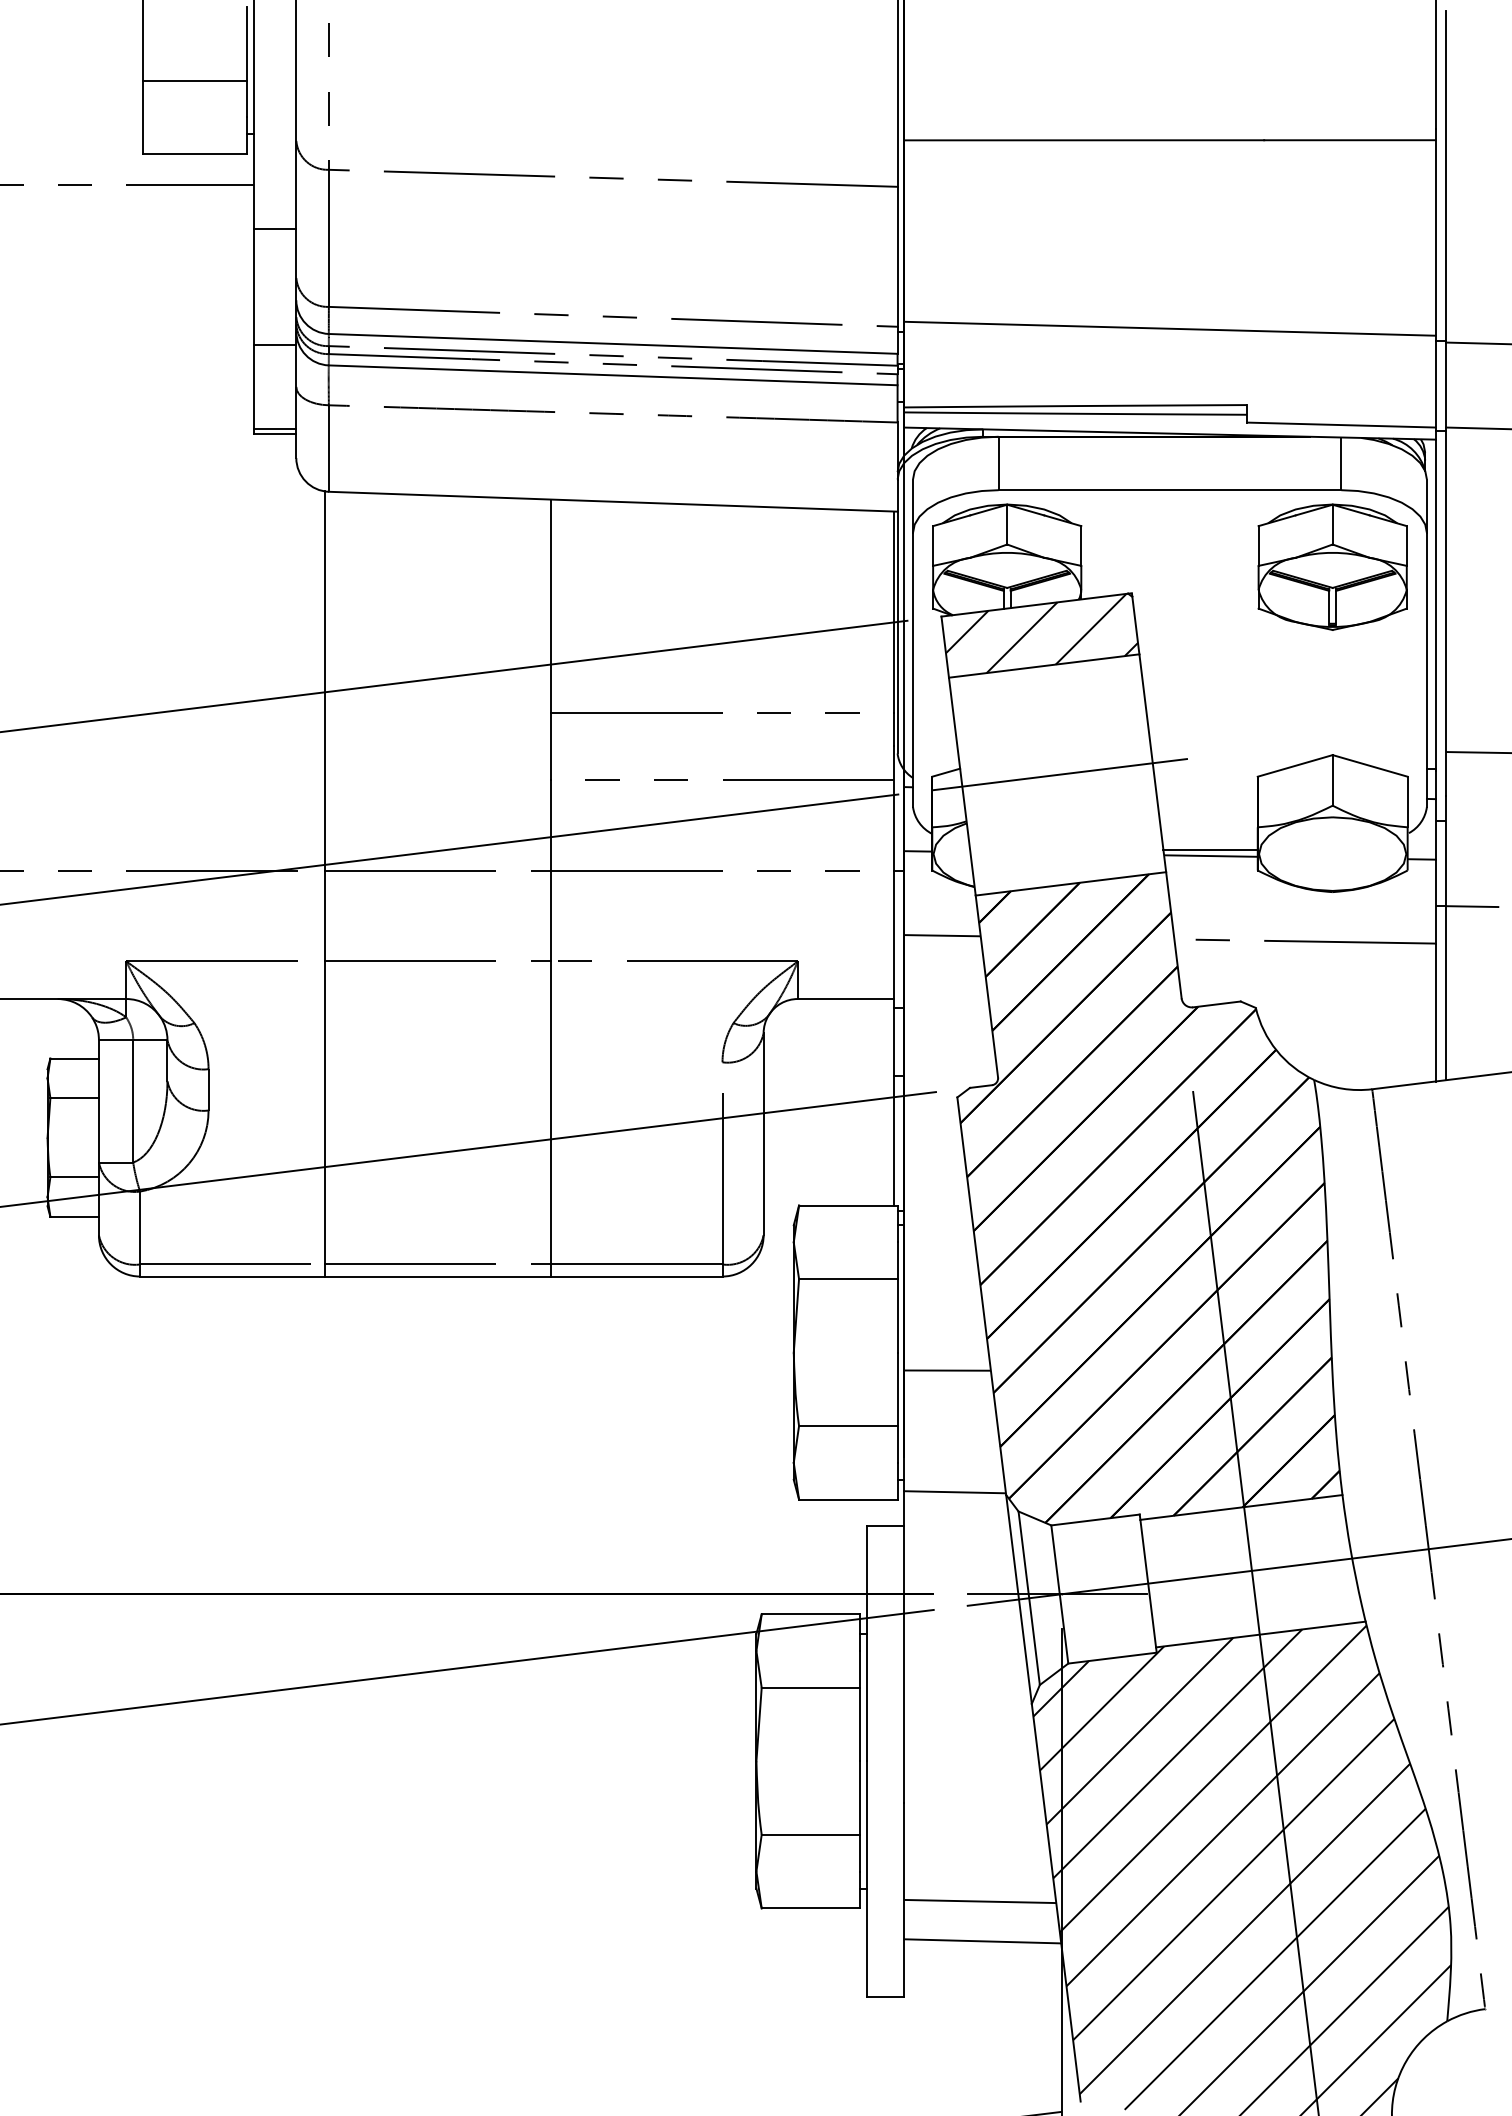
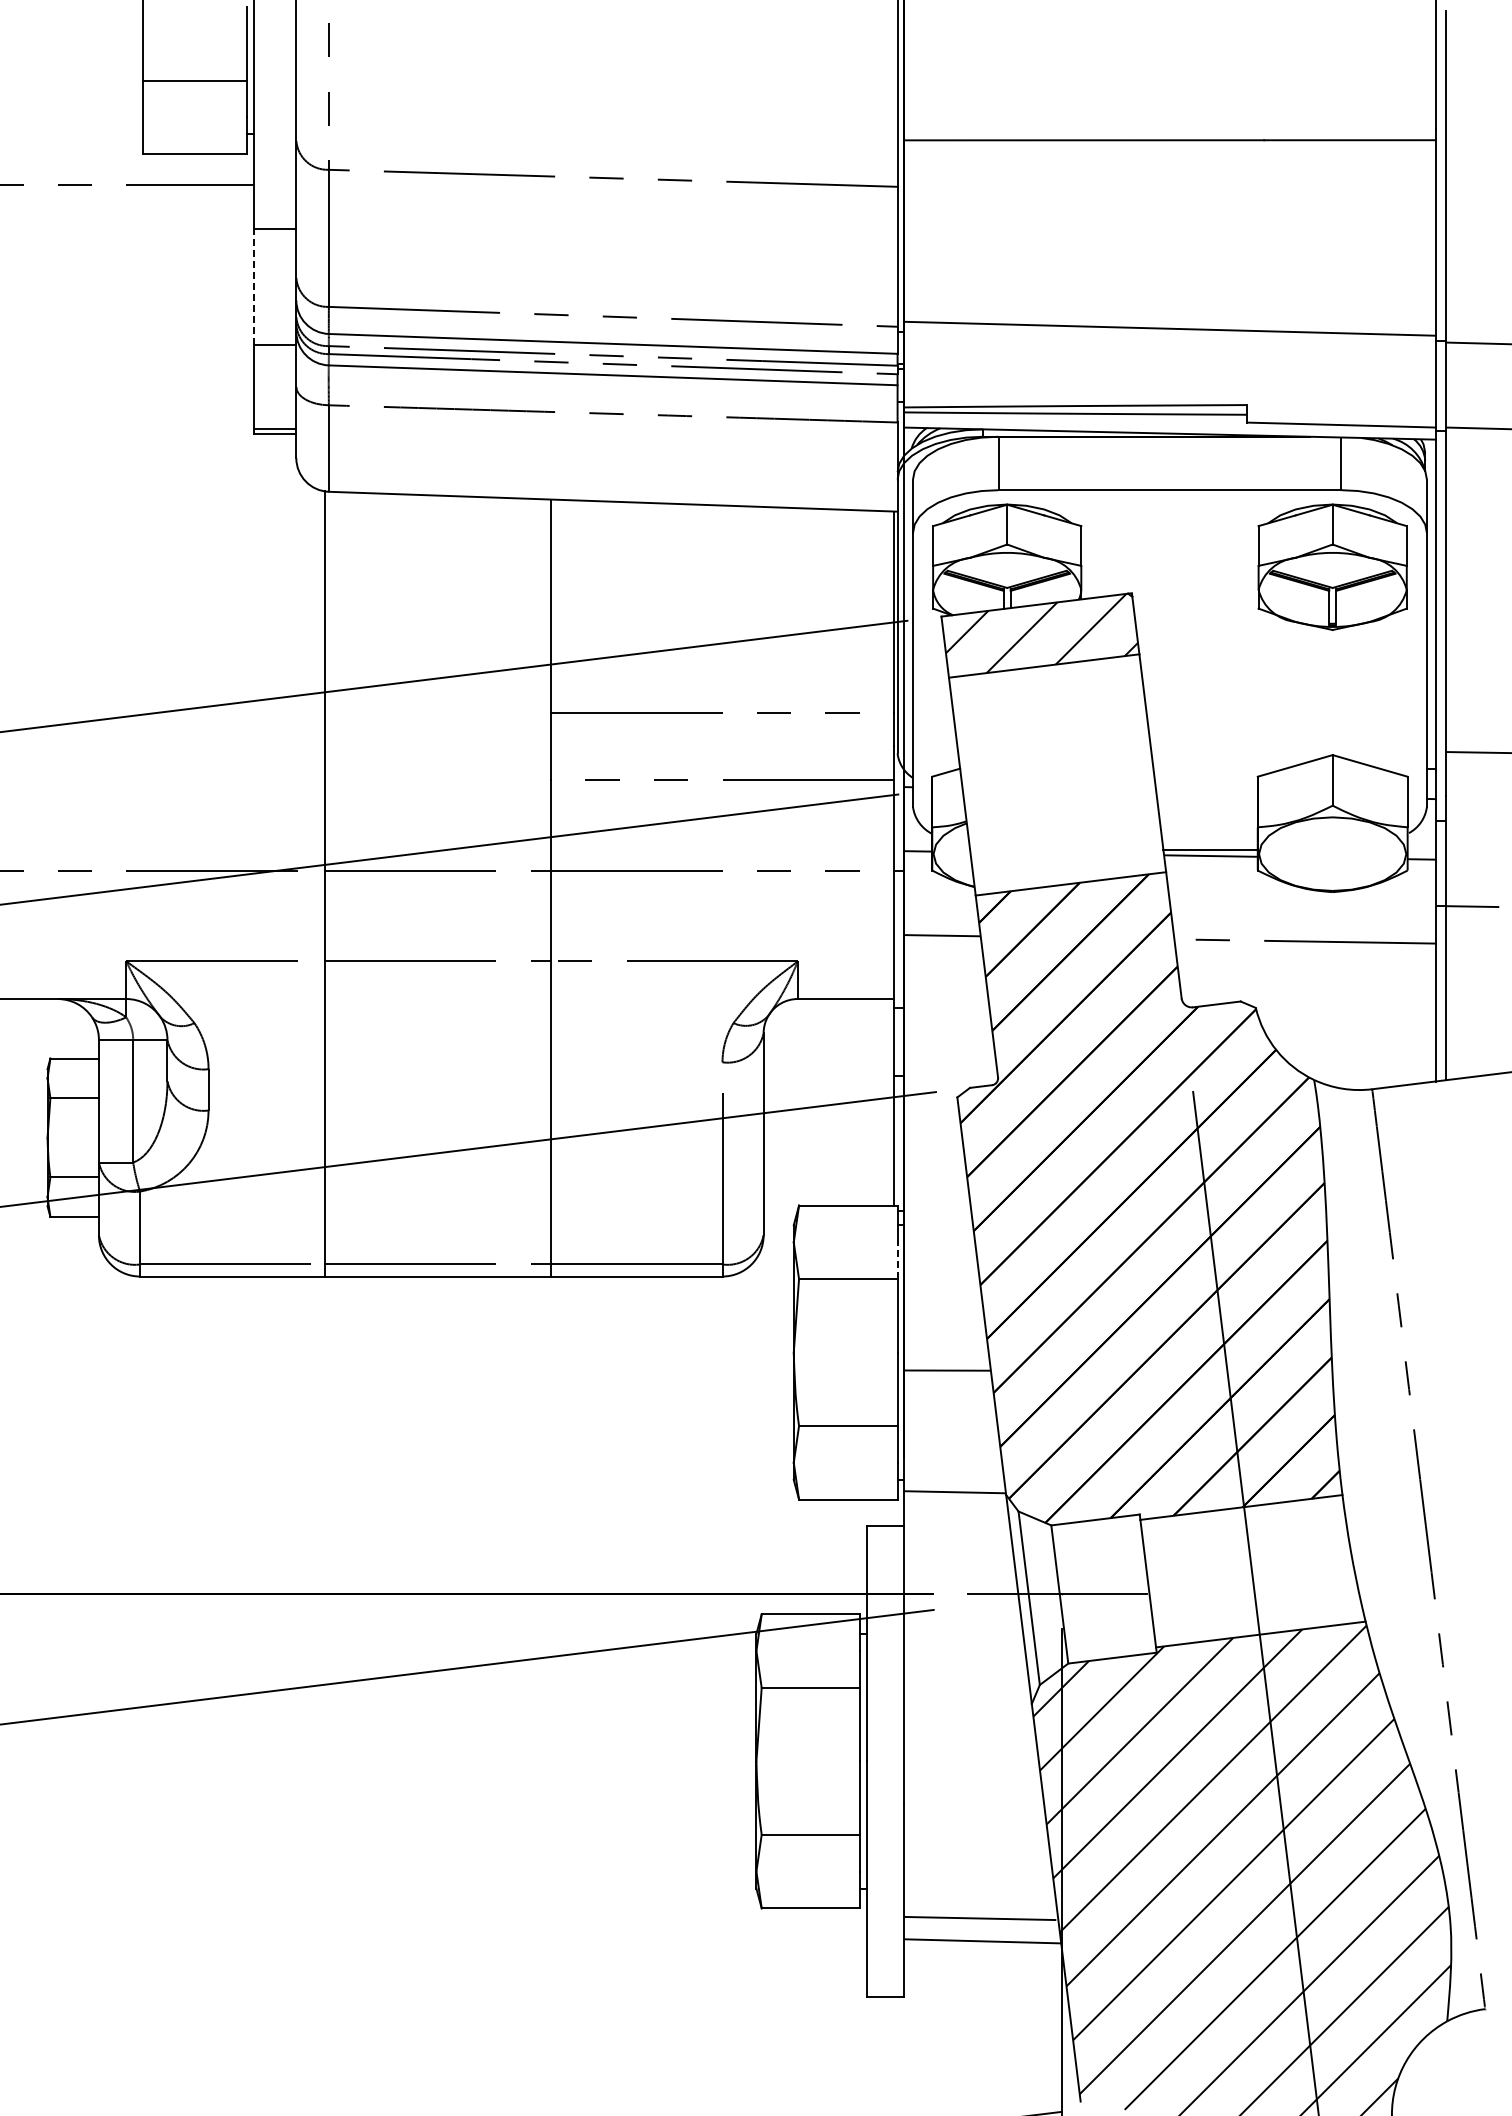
line: solid -> dashed (253, 286)
line: present -> none (1059, 774)
line: solid -> dashed (897, 1260)
line: present -> none (1237, 1572)
line position: (980, 1901) -> (980, 1918) (980, 1918)
